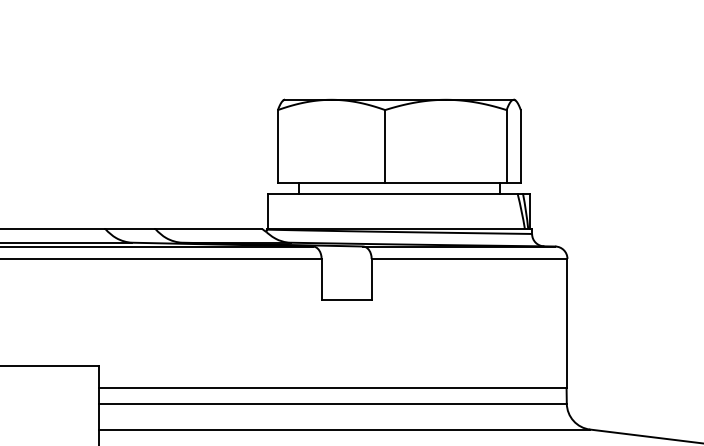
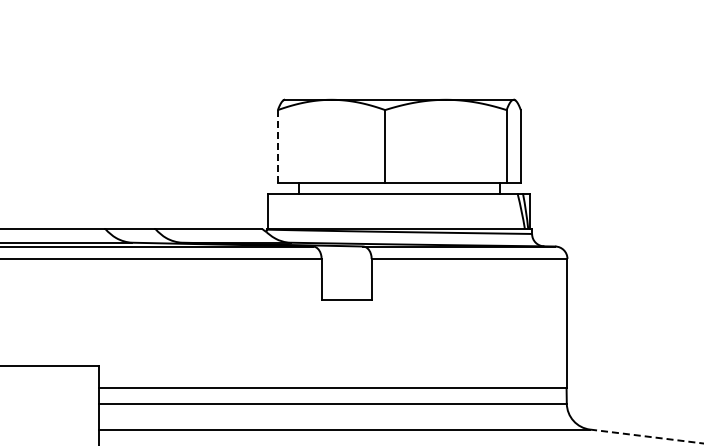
line: solid -> dashed (277, 146)
line: solid -> dashed (646, 436)
